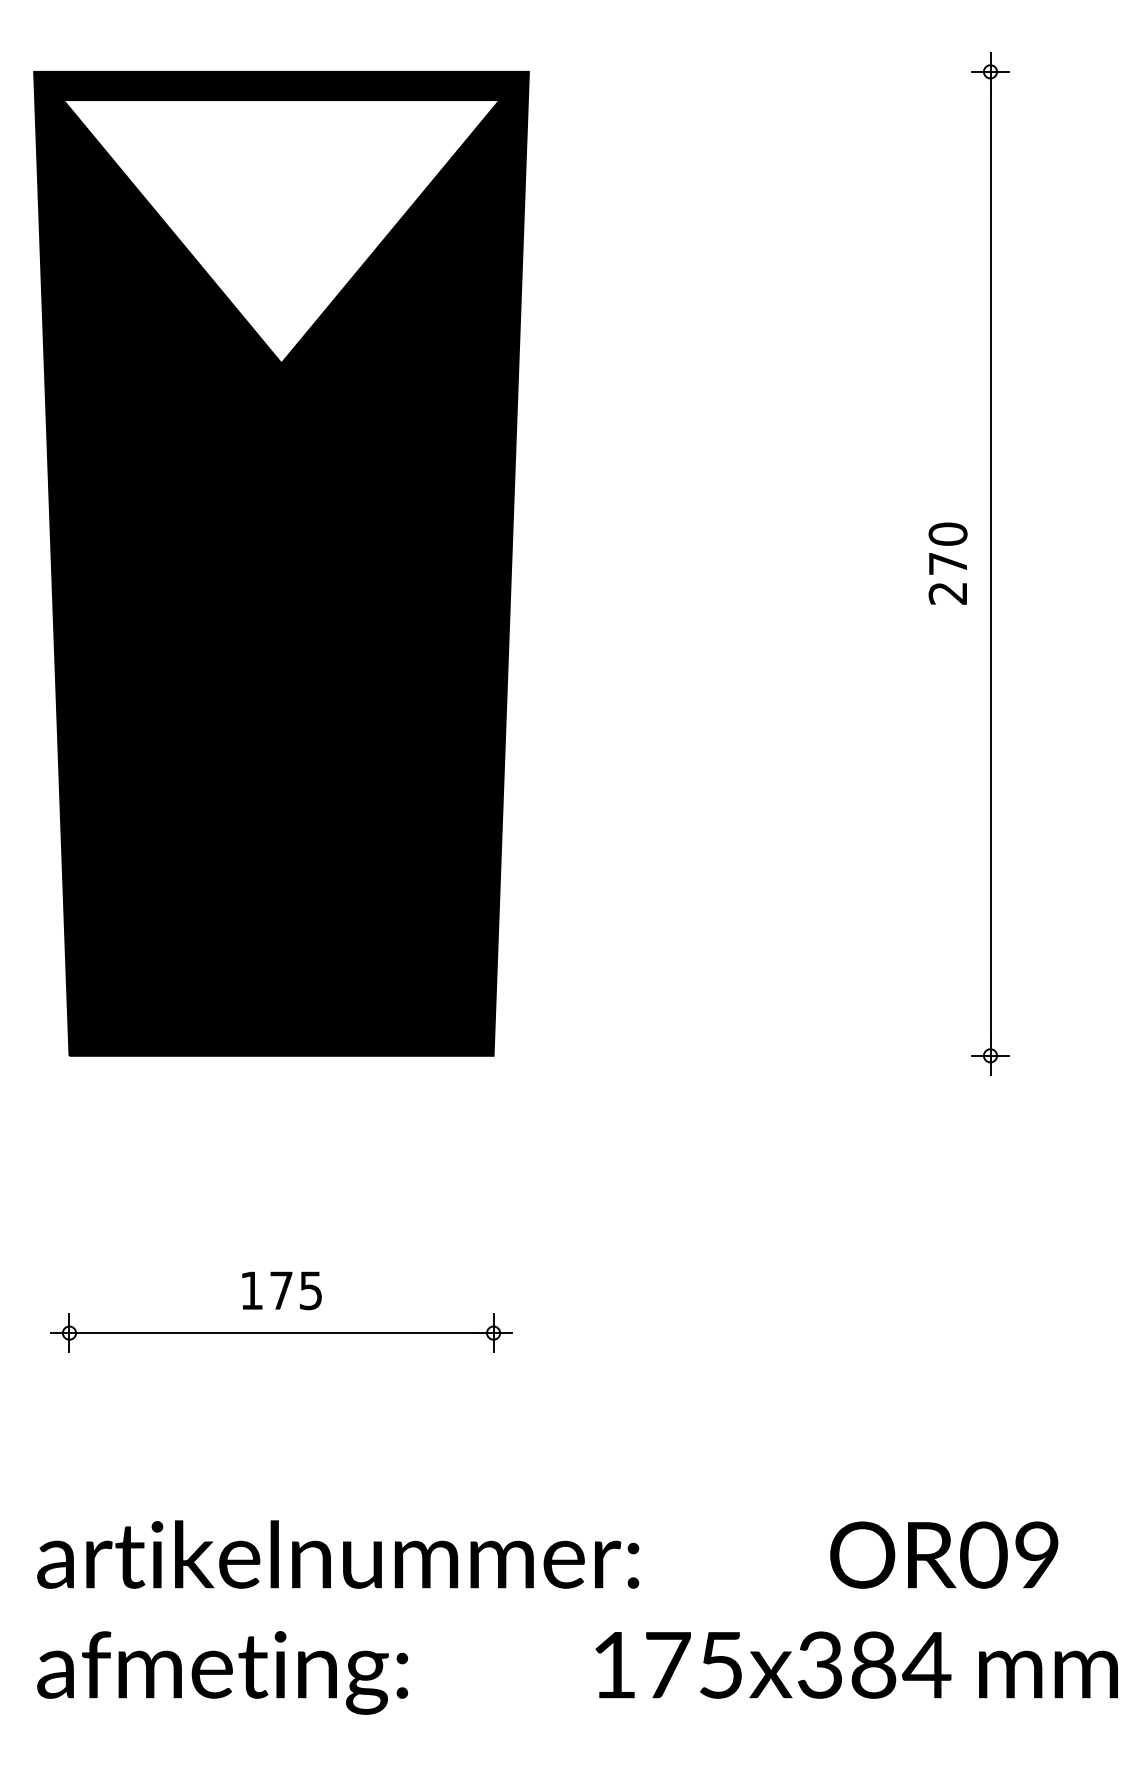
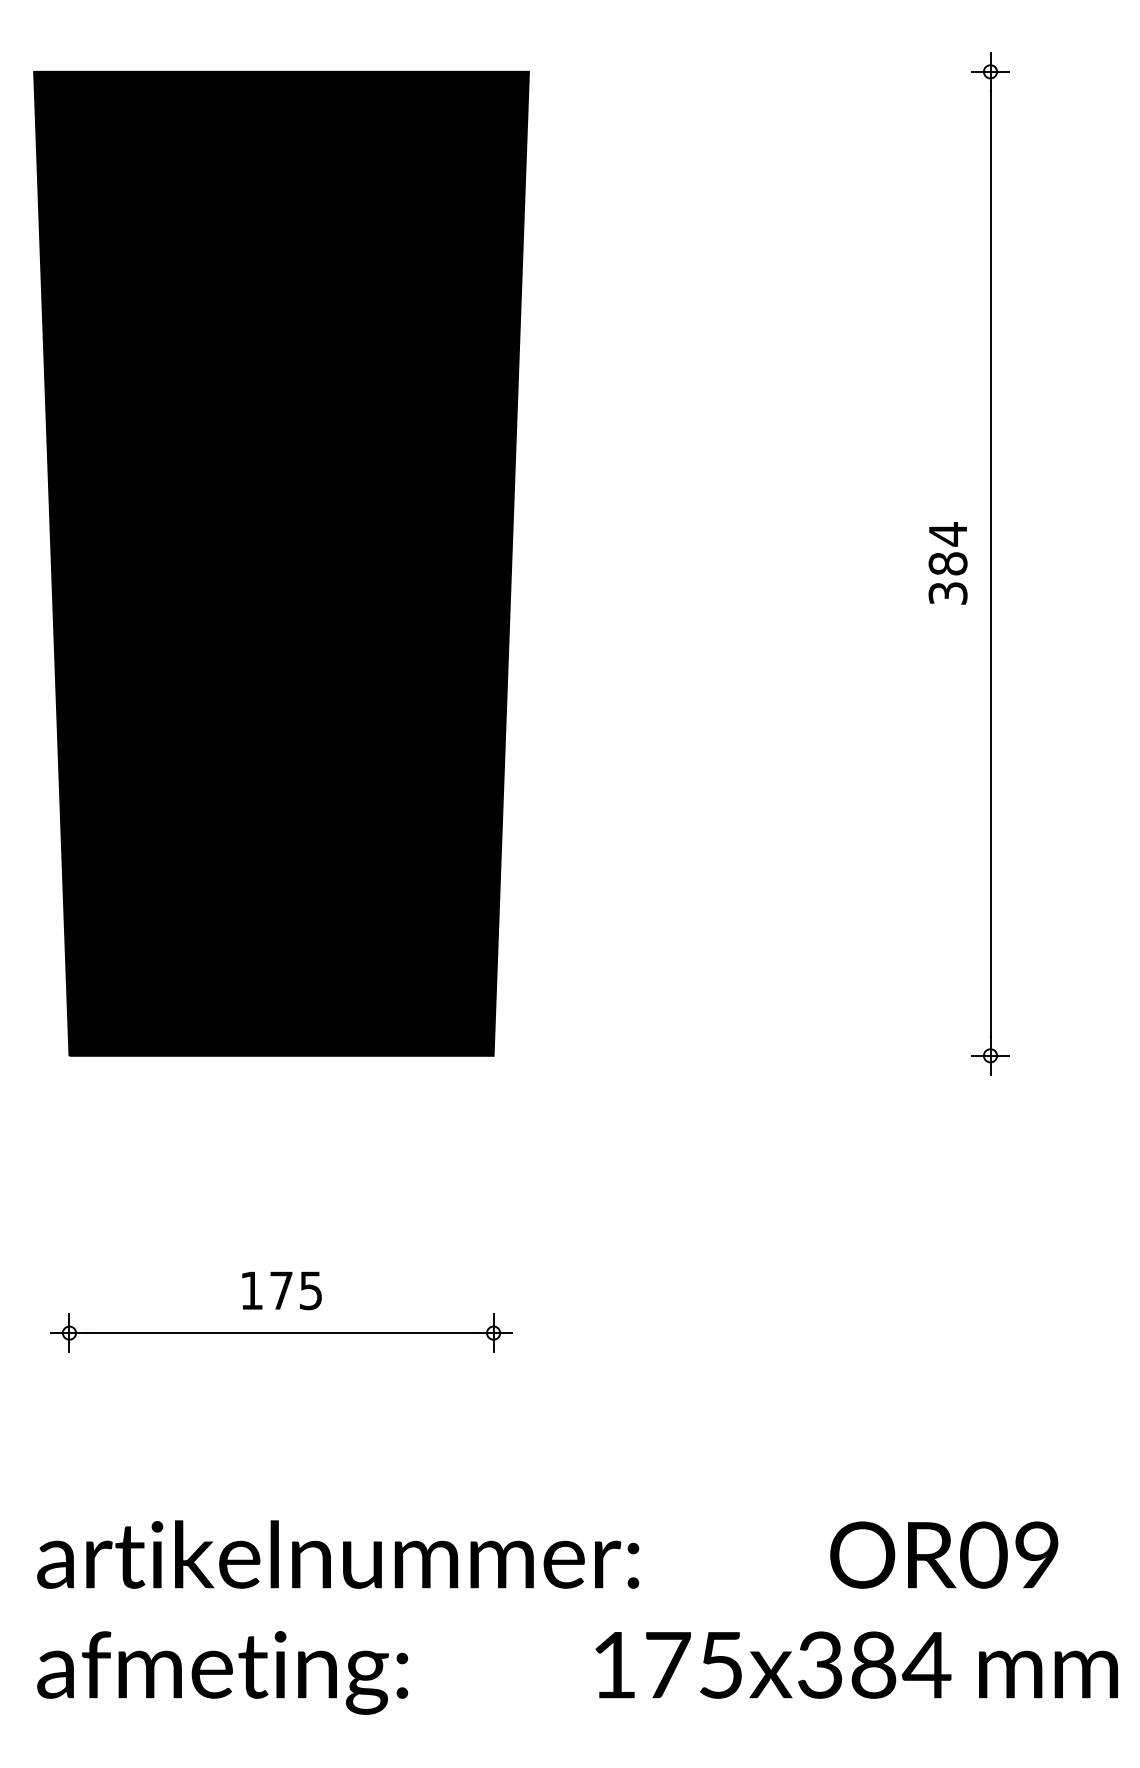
fill: none -> present (281, 231)
text: 270 -> 384 (947, 563)
